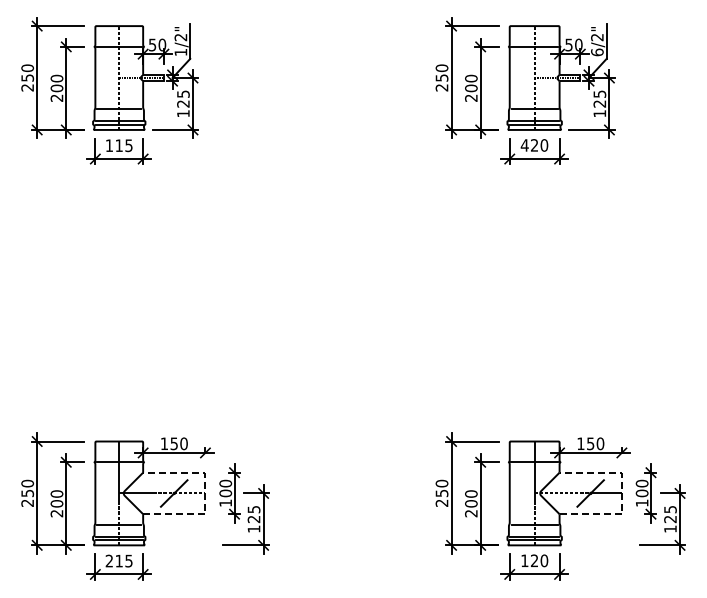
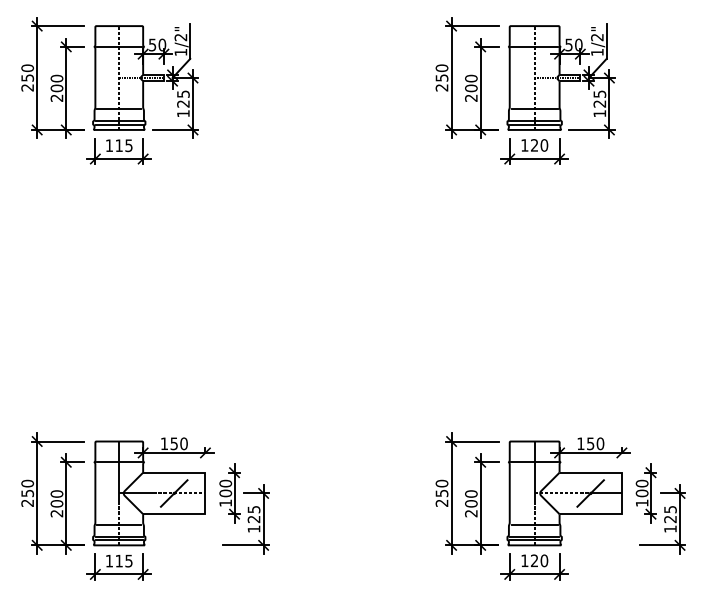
text: 6/2" -> 1/2" (597, 52)
text: 420 -> 120 (524, 145)
line: dashed -> solid (205, 493)
line: dashed -> solid (621, 493)
text: 215 -> 115 (108, 560)
